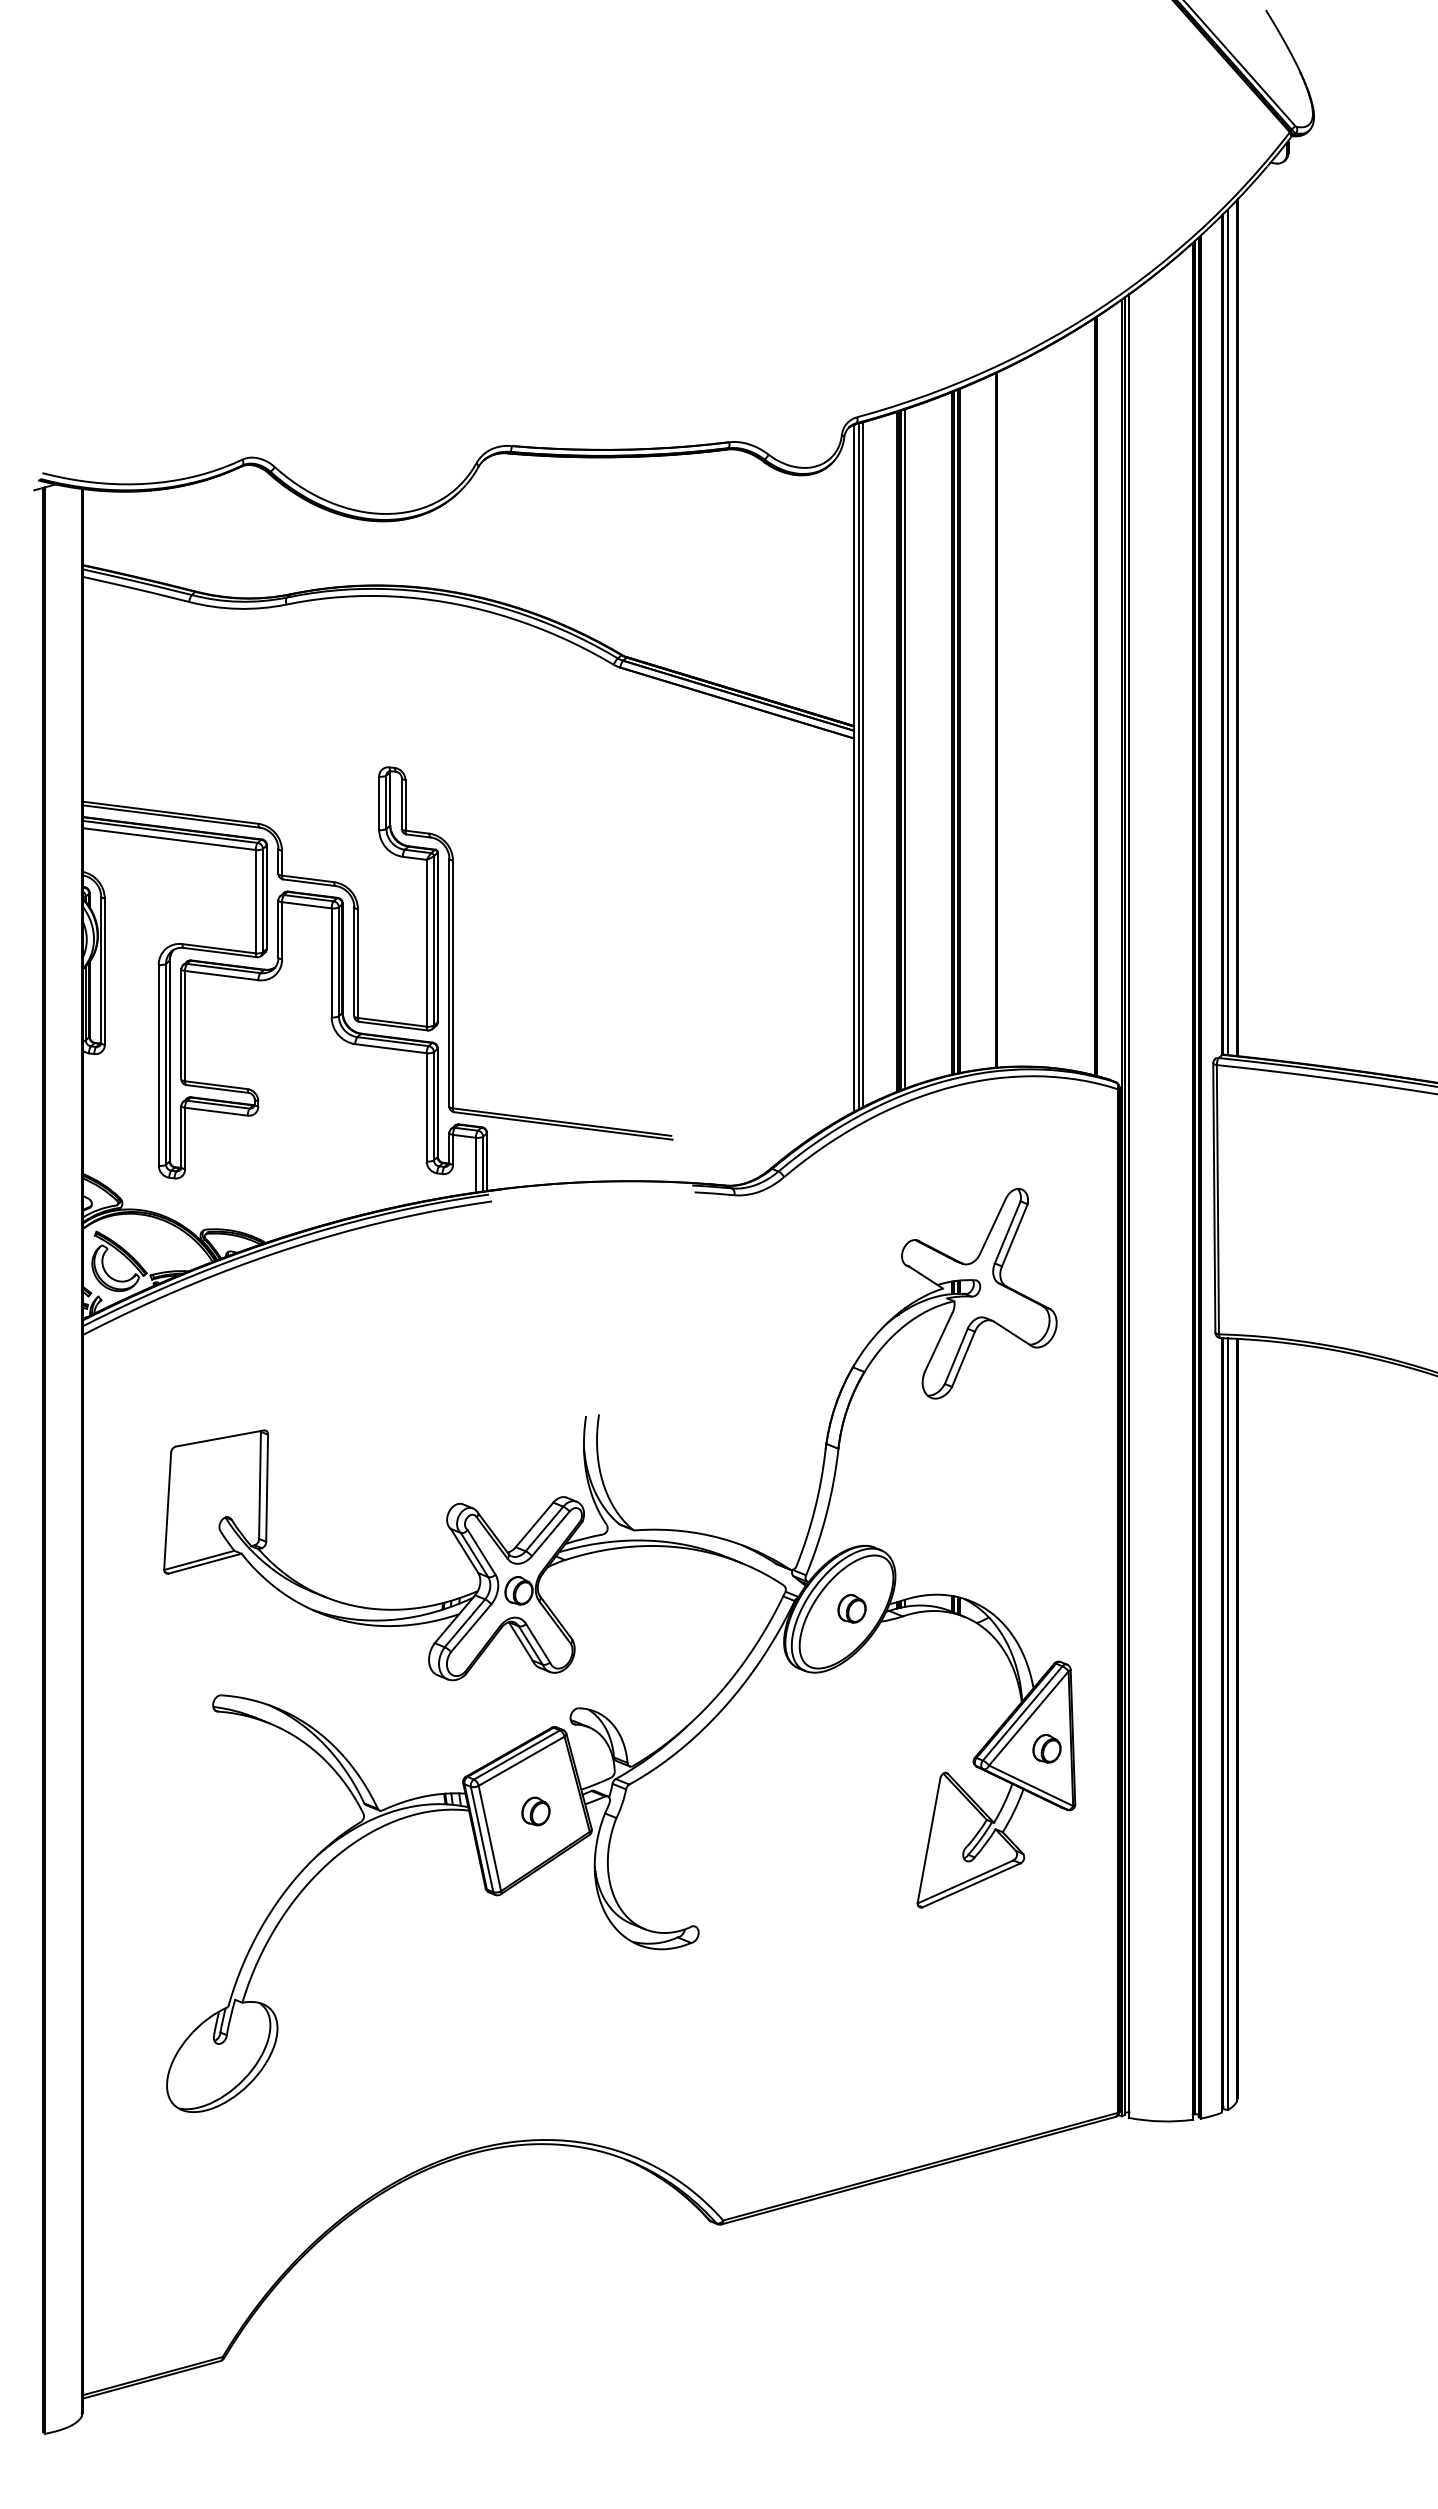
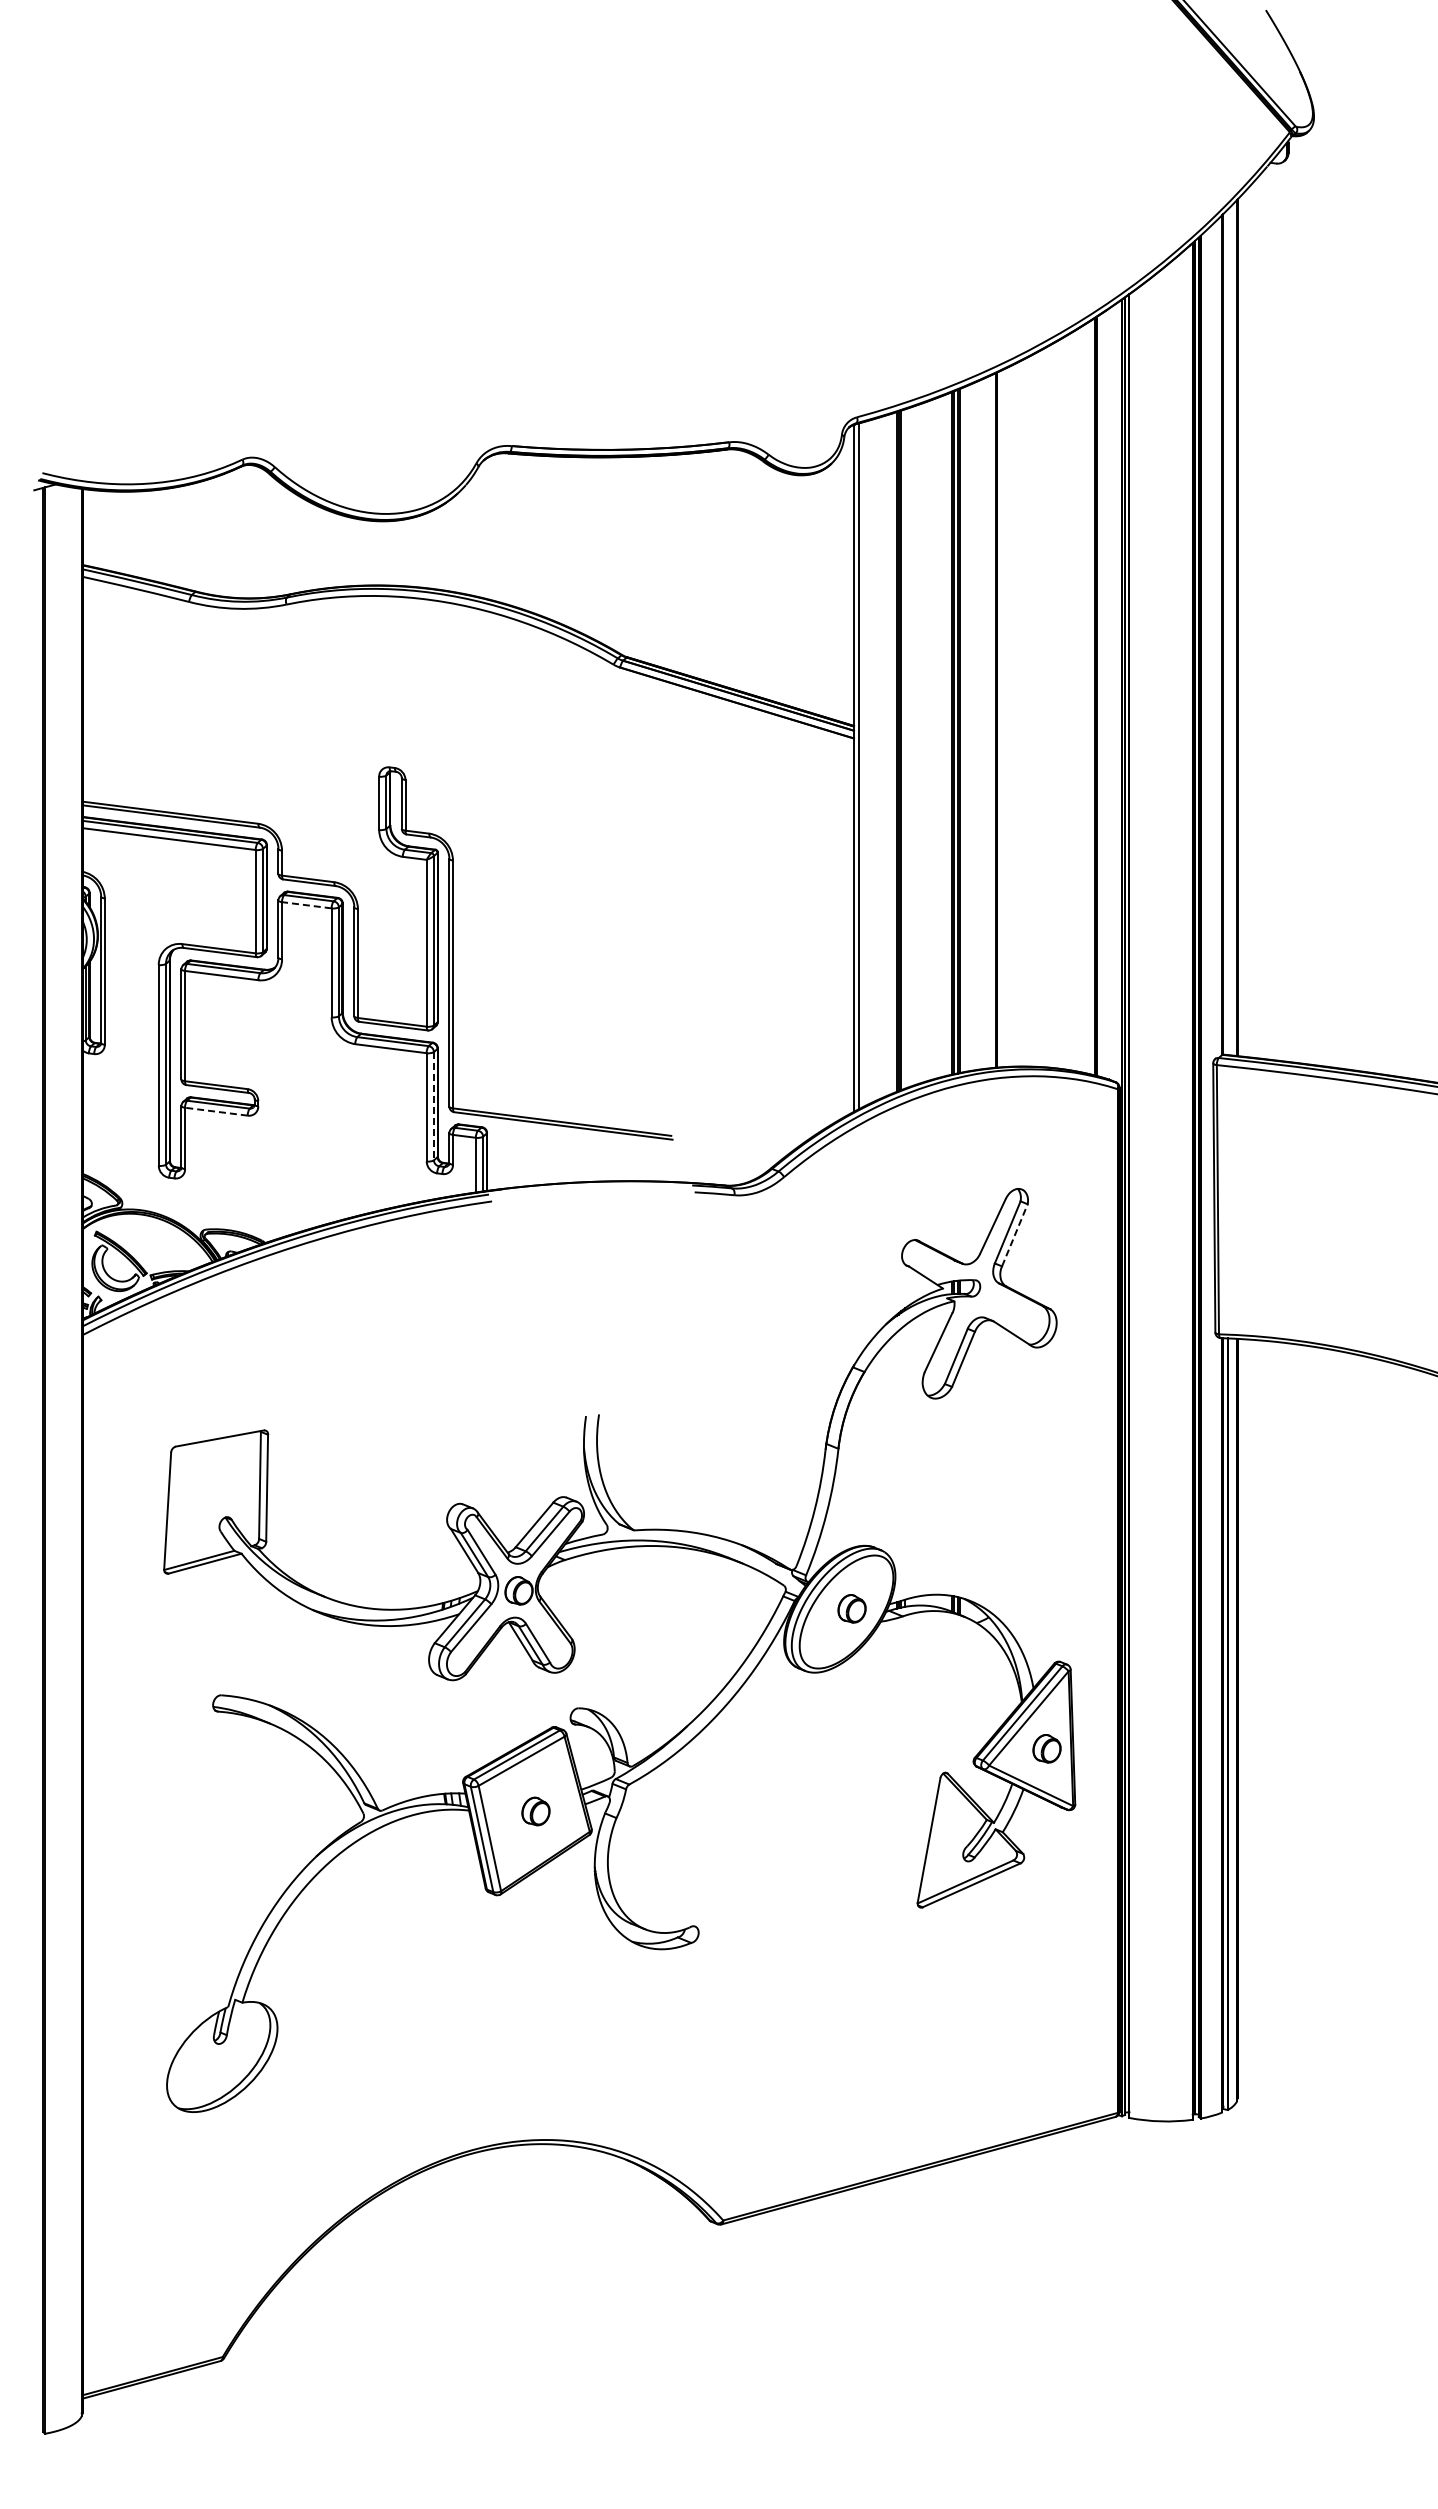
line: present -> none (1227, 632)
line: present -> none (905, 748)
line: present -> none (862, 764)
line: solid -> dashed (306, 905)
line: solid -> dashed (433, 1106)
line: solid -> dashed (216, 1111)
line: solid -> dashed (1014, 1235)
